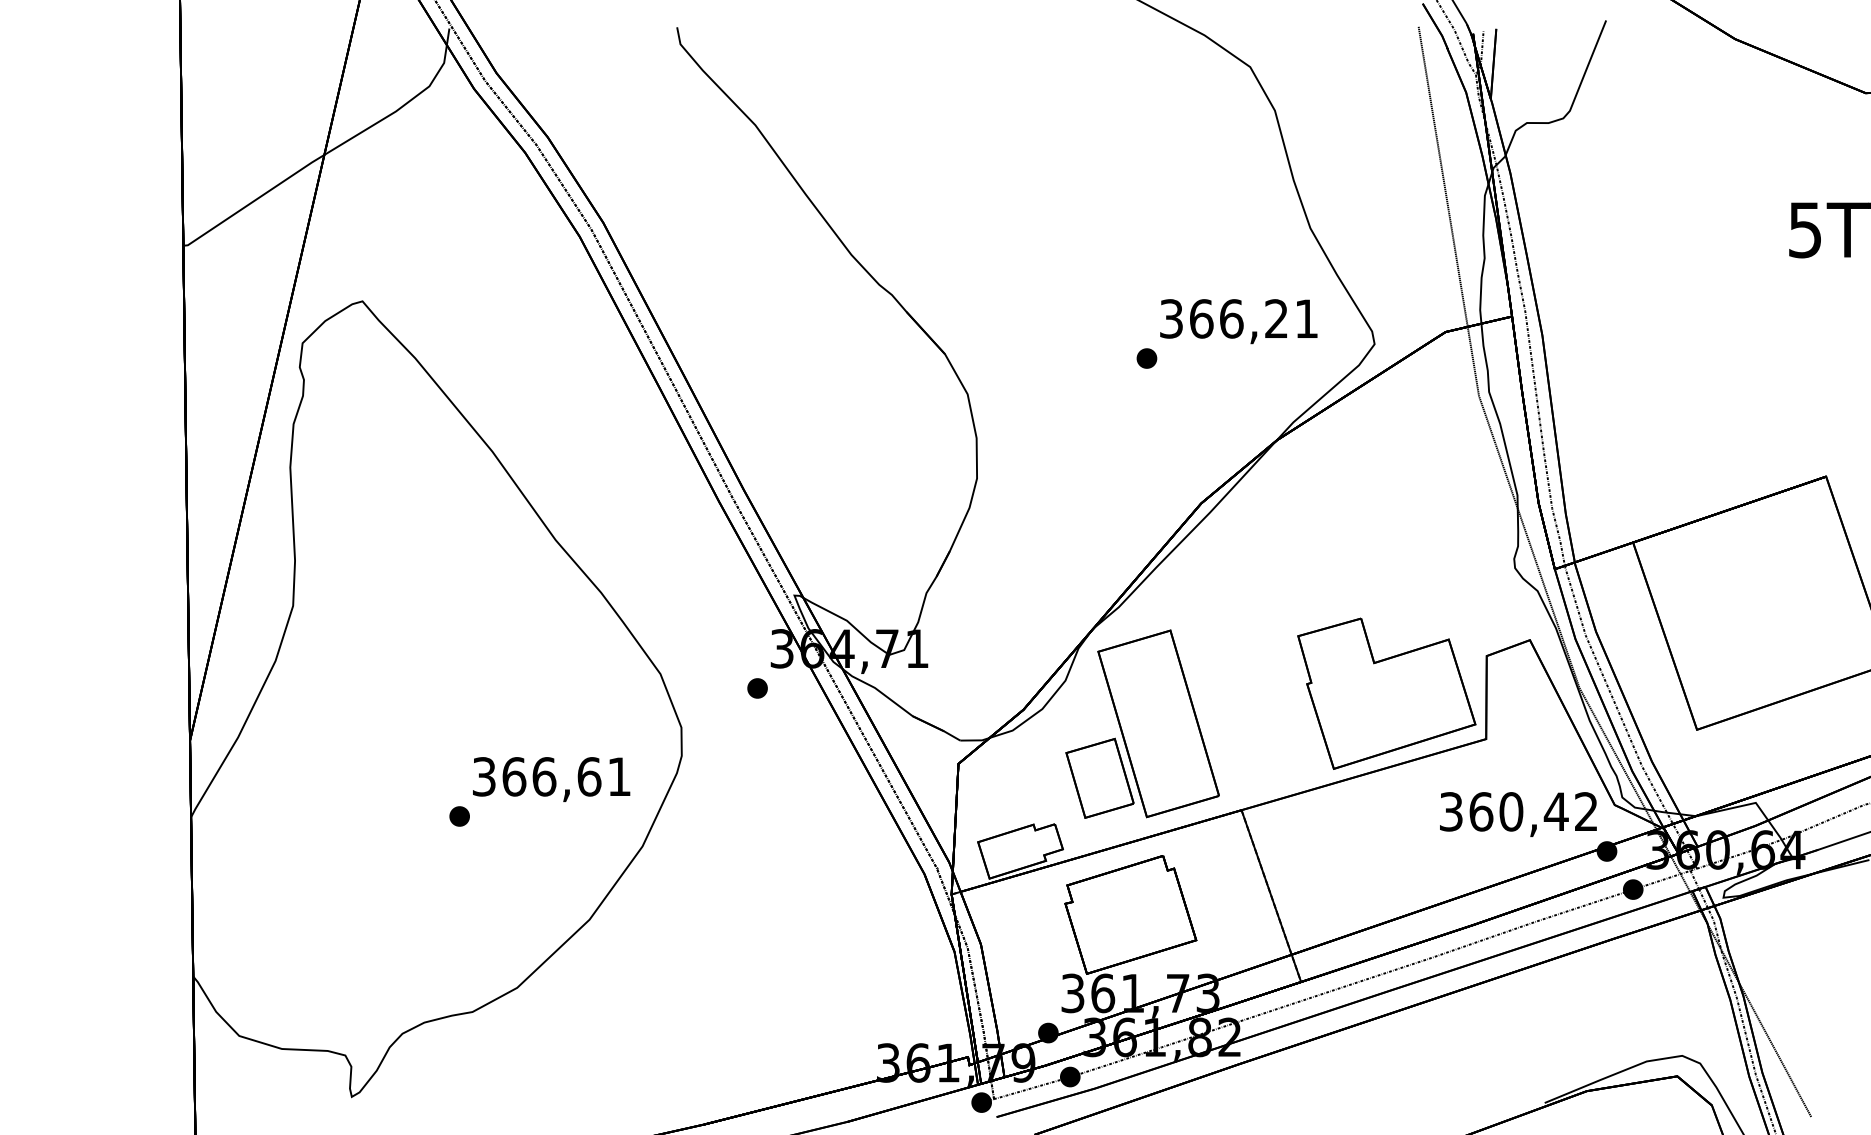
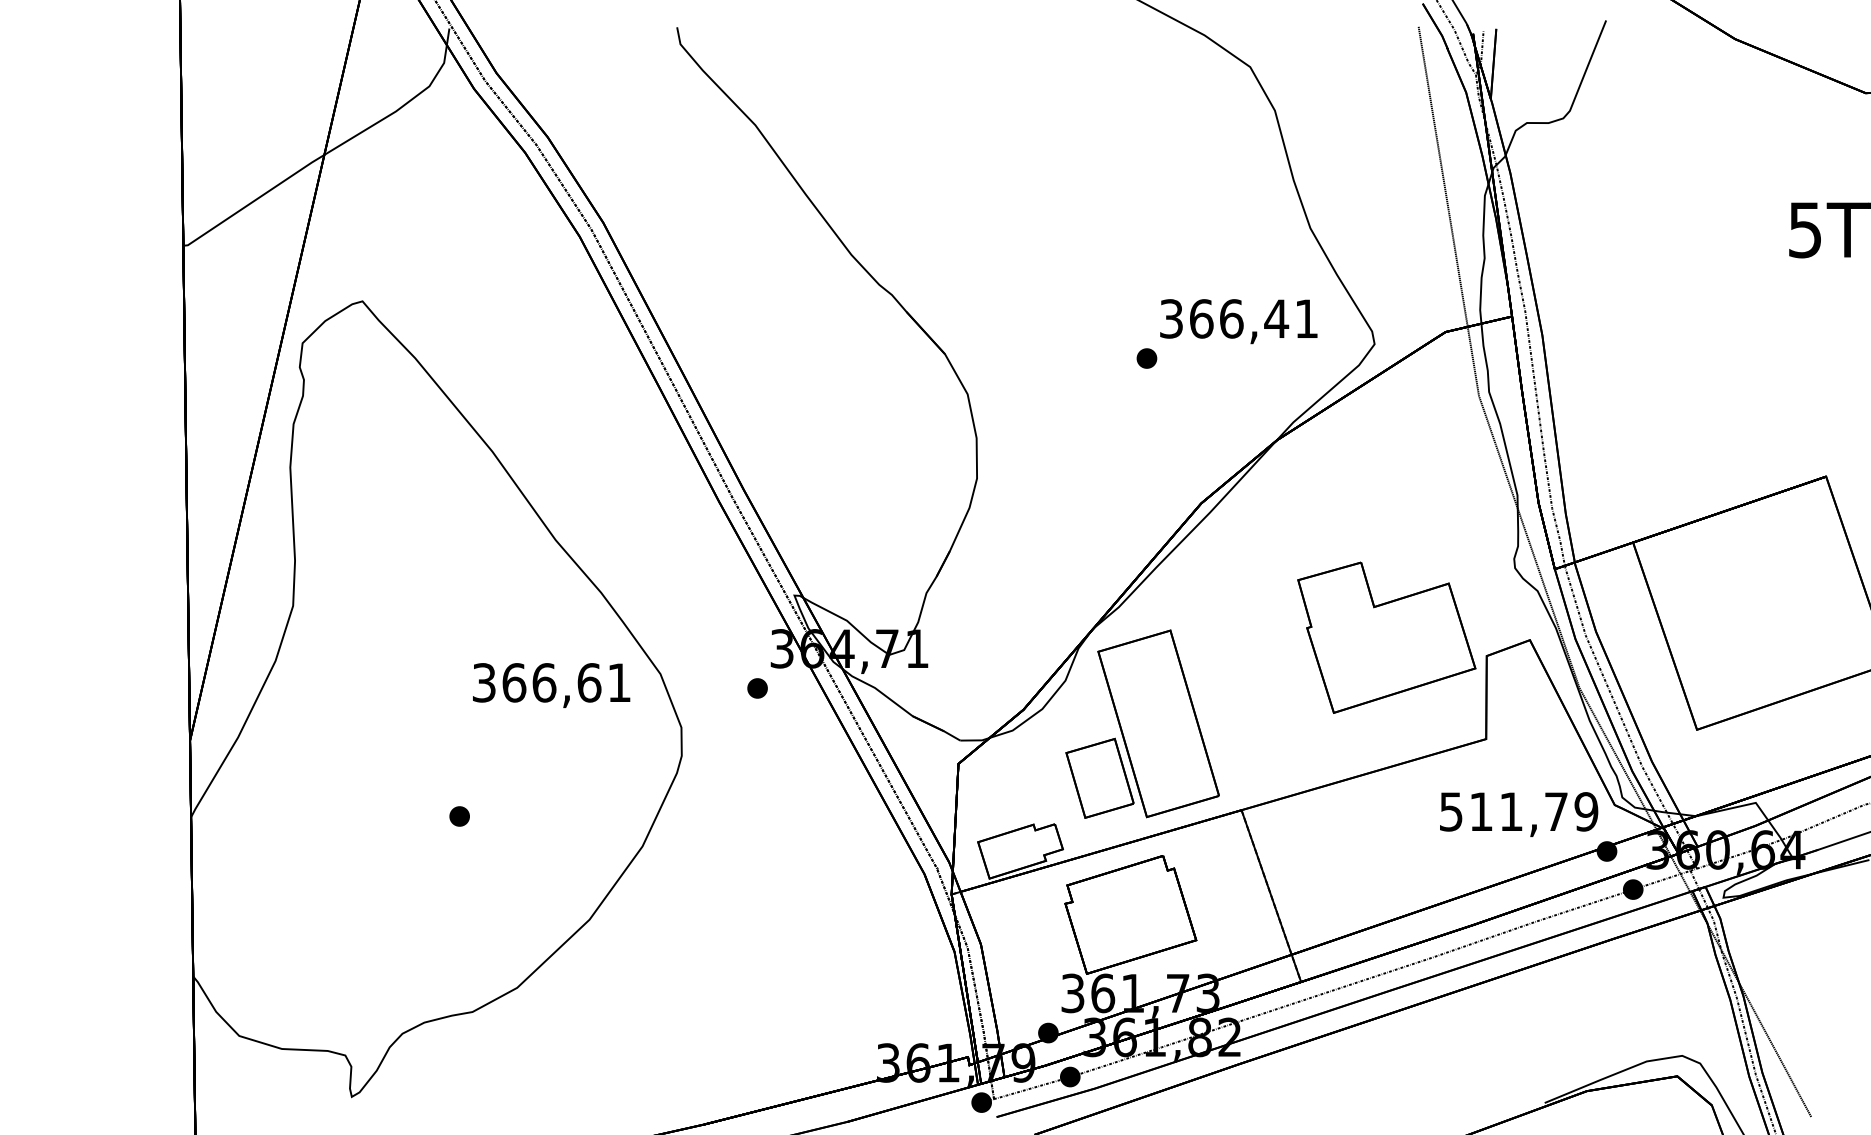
text: 366,21 -> 366,41 (1276, 318)
part position: (1386, 693) -> (1386, 637) (1386, 637)
text position: (551, 779) -> (551, 685) (551, 685)
text: 360,42 -> 511,79 (1519, 811)
